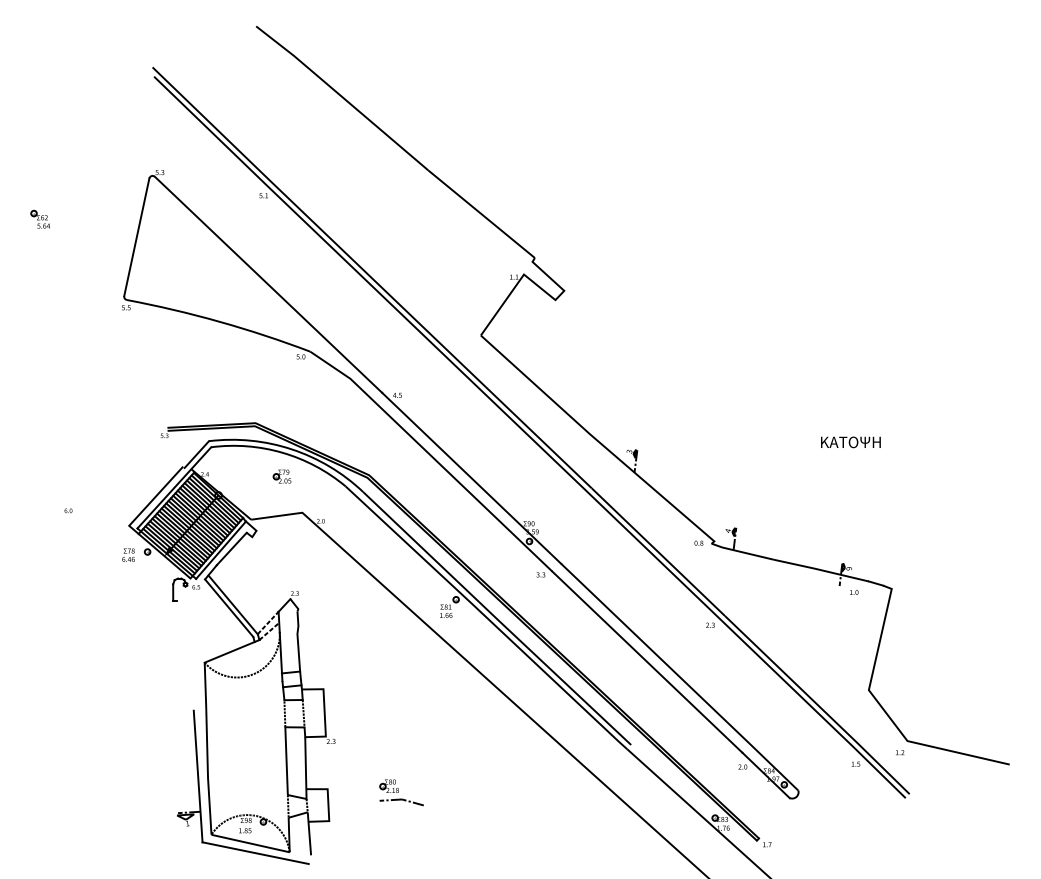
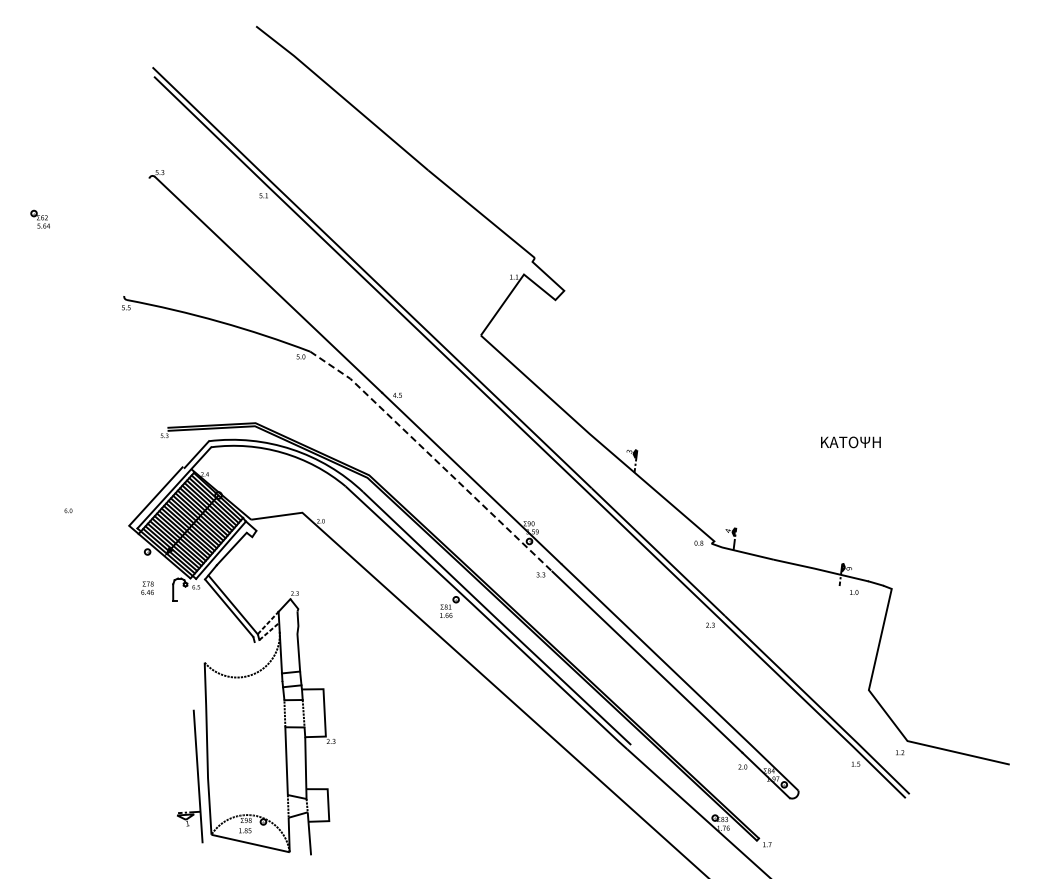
line: present -> none (136, 237)
line: solid -> dashed (433, 458)
part: present -> none (281, 476)
text position: (128, 554) -> (147, 587) (147, 587)
line: present -> none (231, 651)
part: present -> none (401, 792)
line: present -> none (255, 853)
